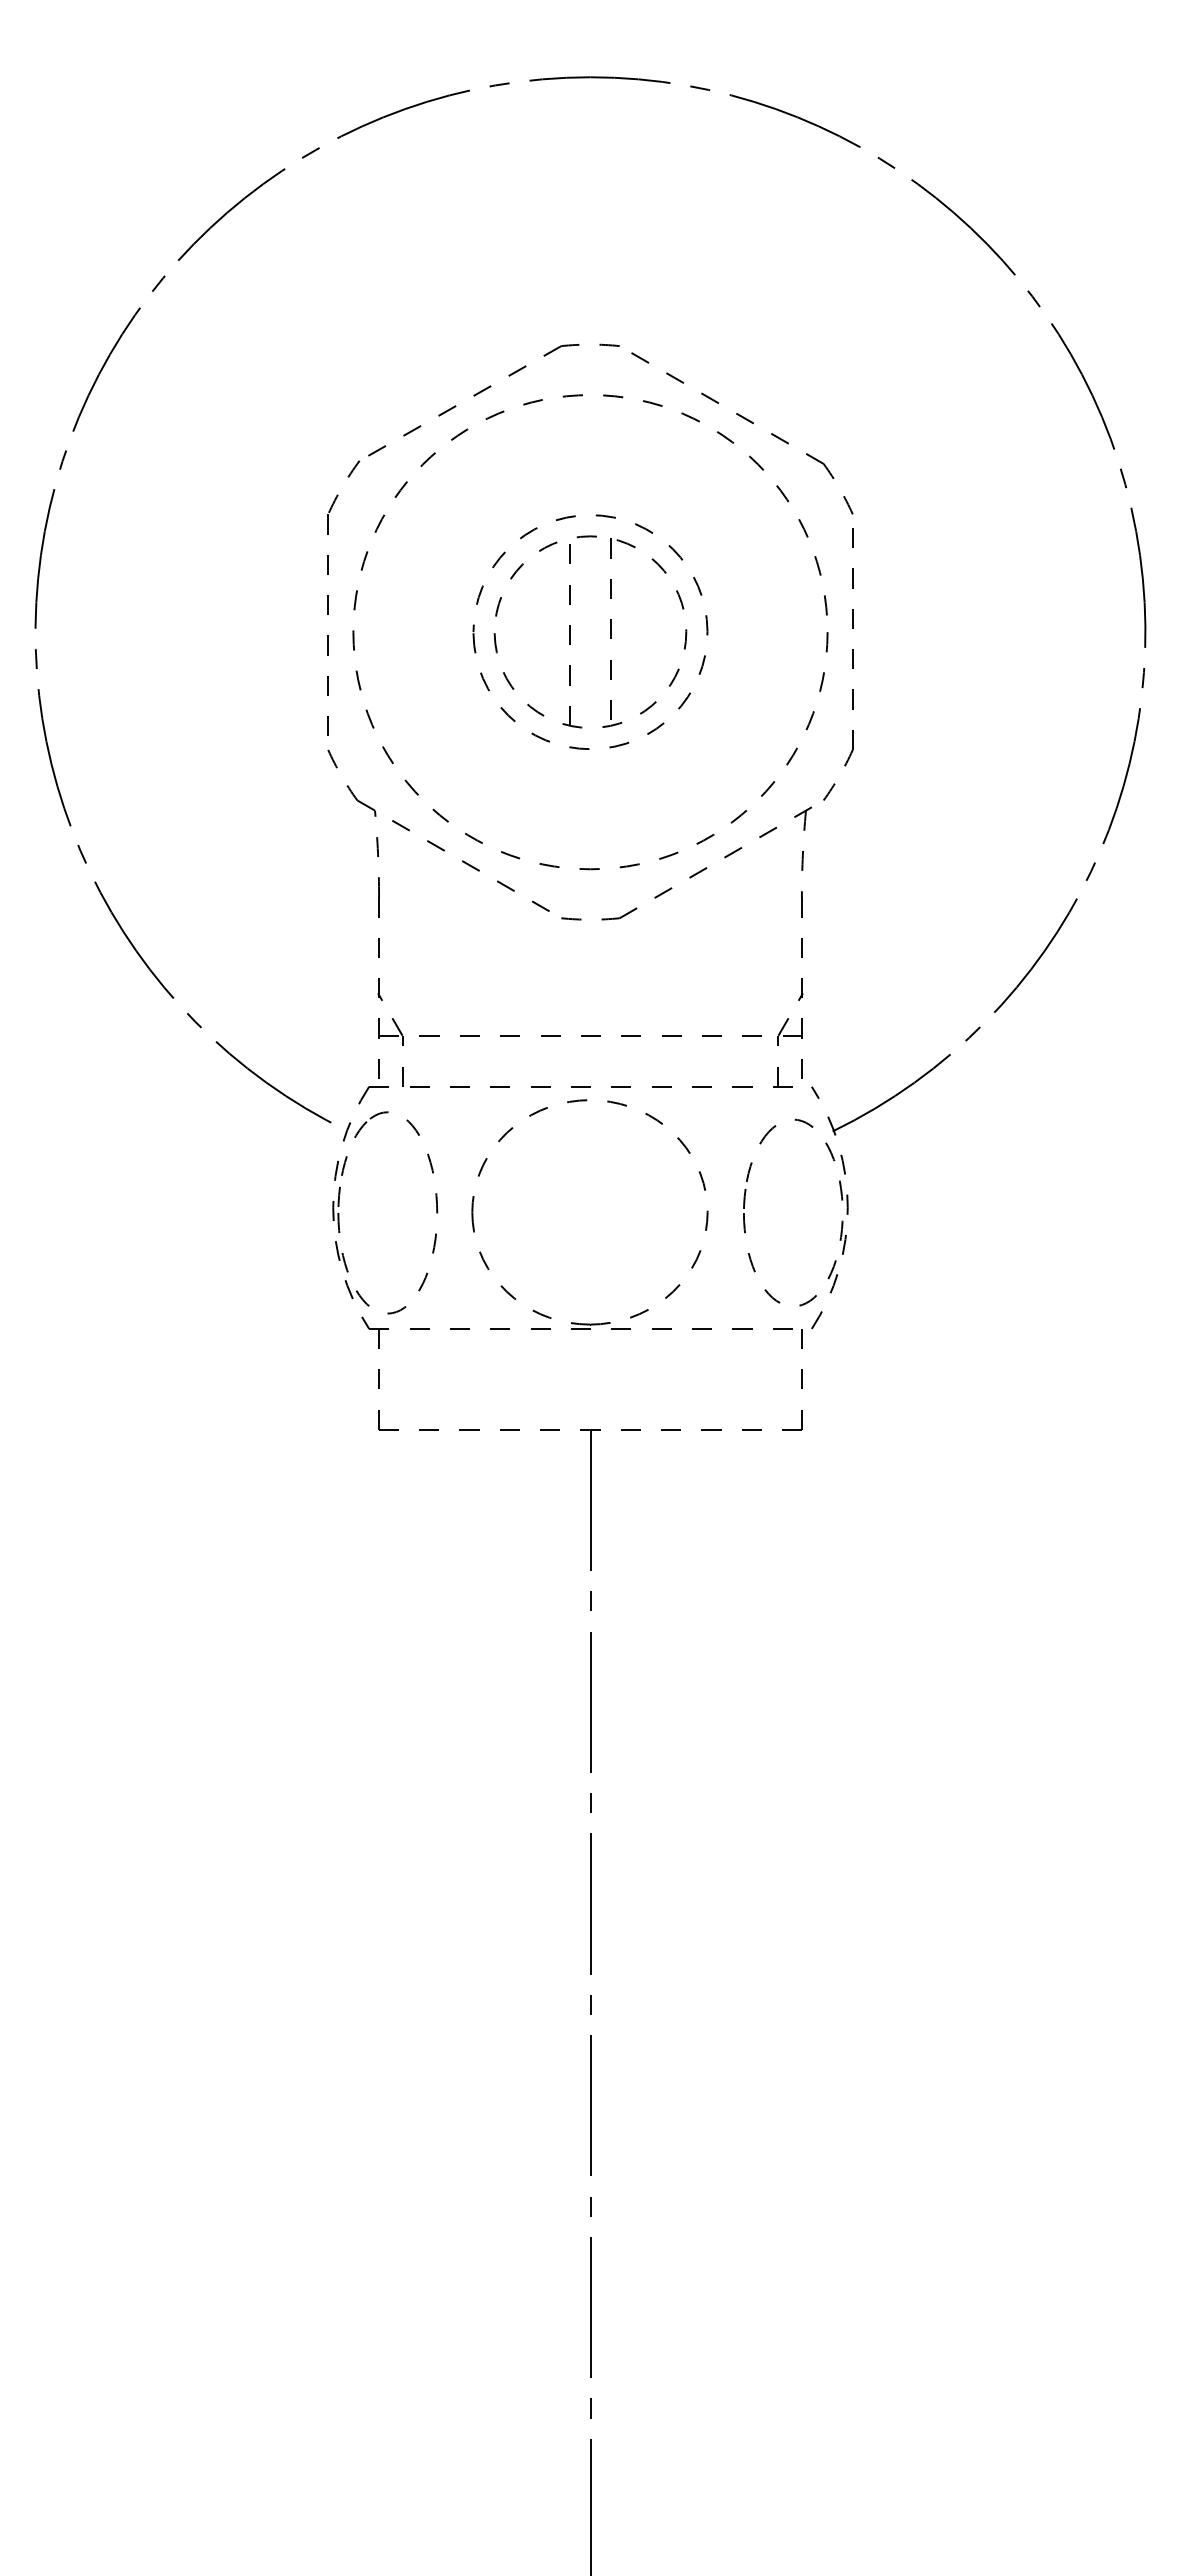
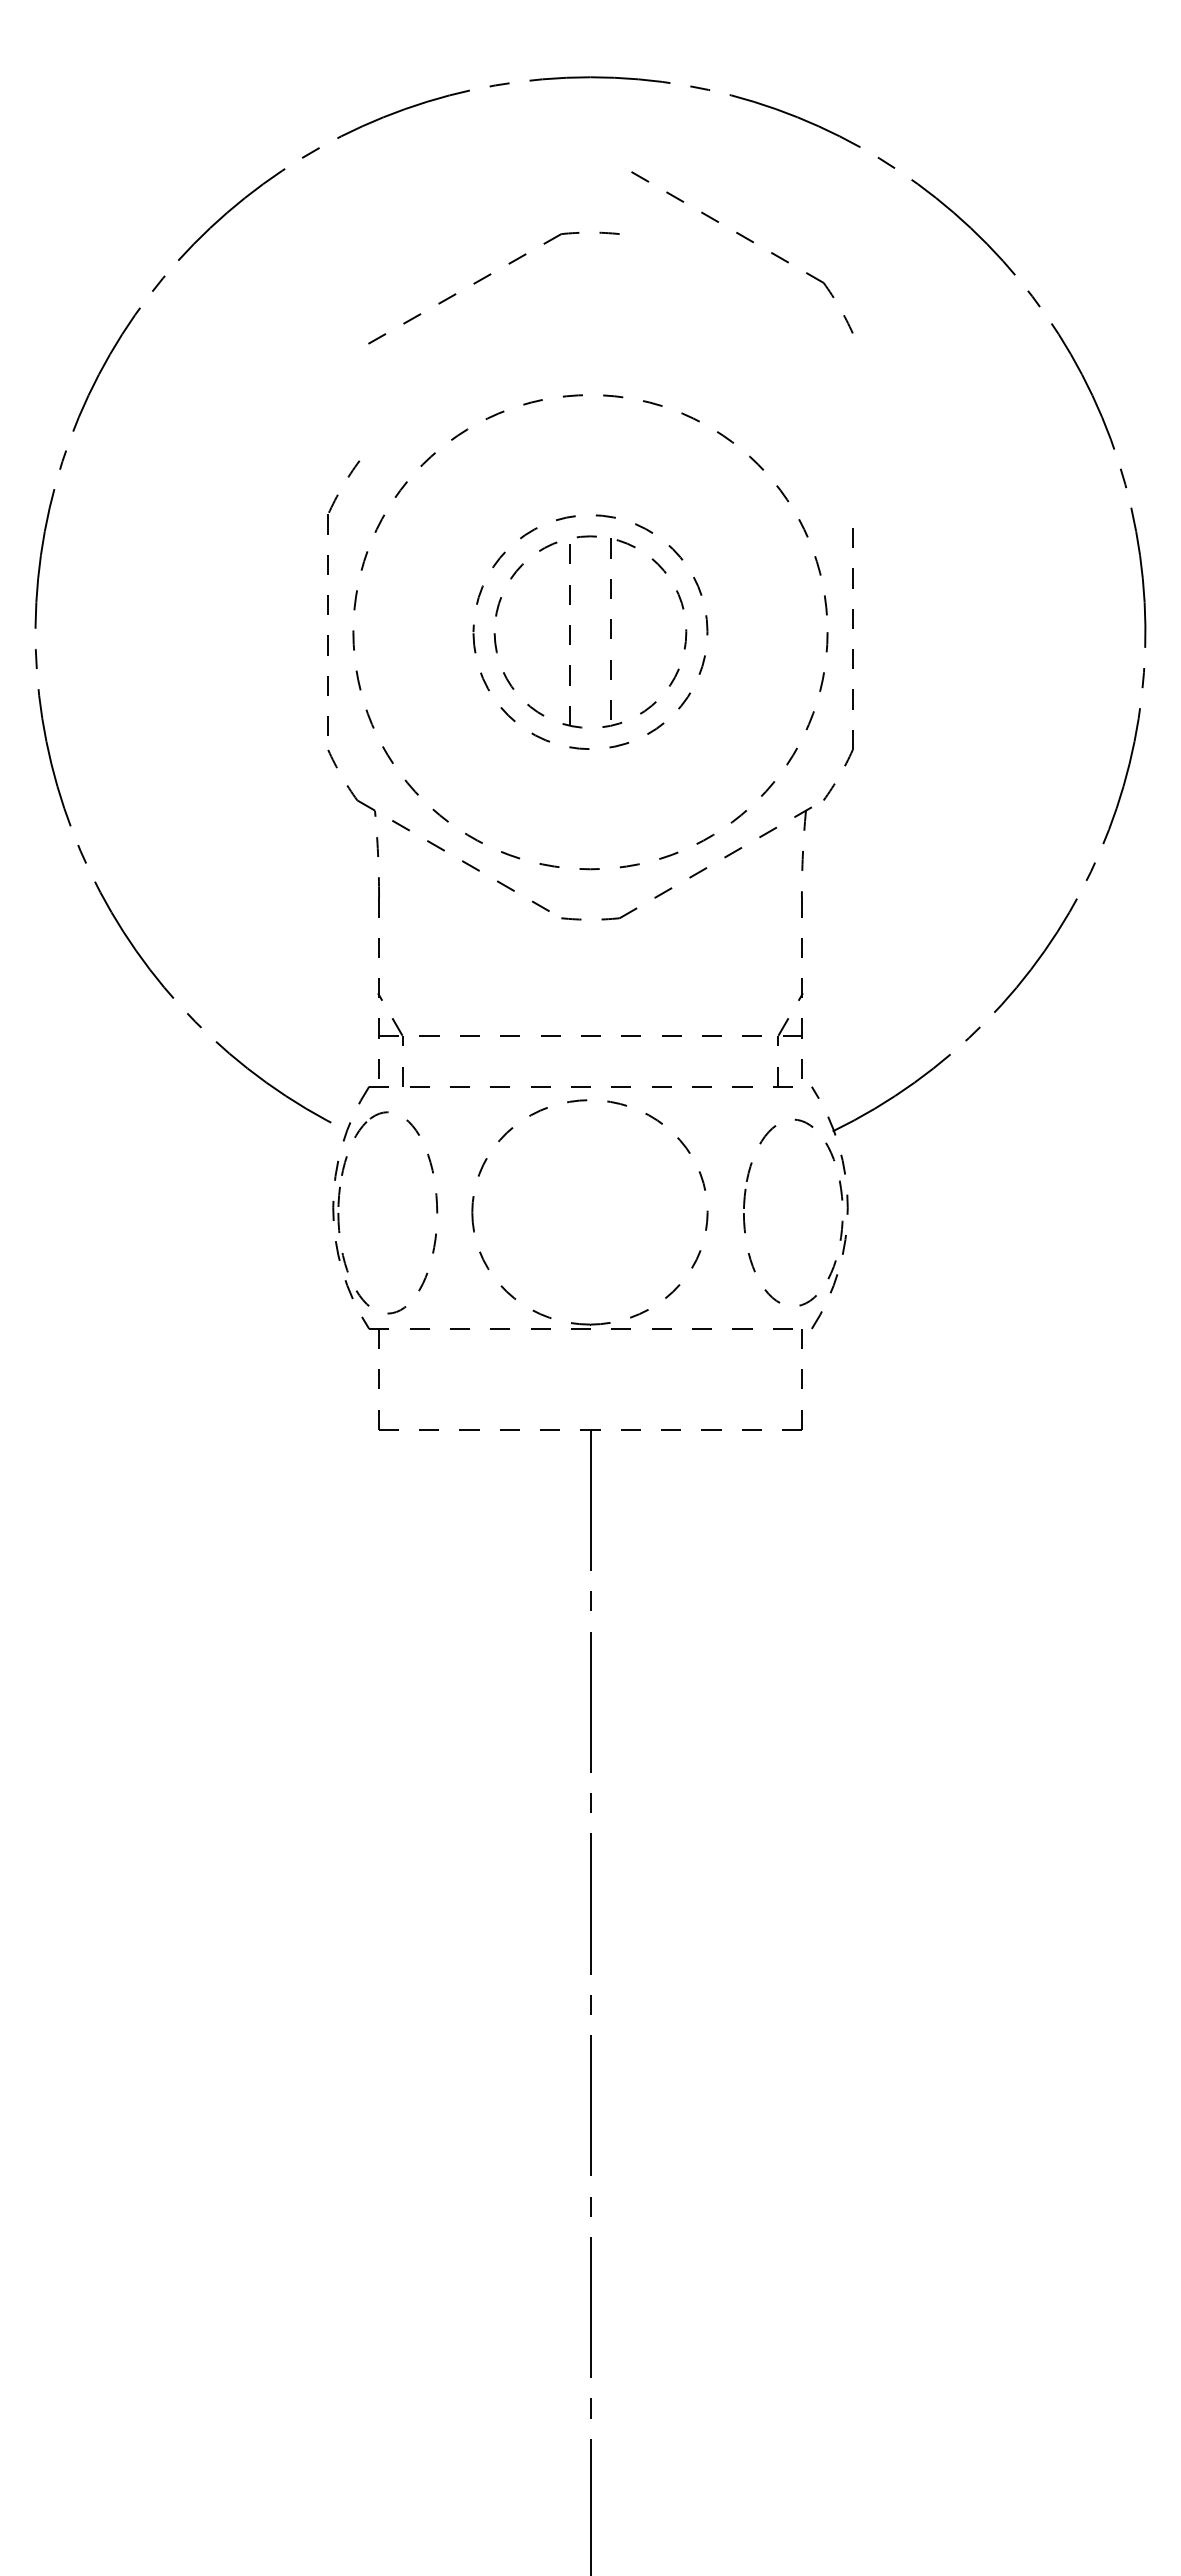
part position: (487, 389) -> (487, 277) (487, 277)
part position: (749, 422) -> (749, 241) (749, 241)
